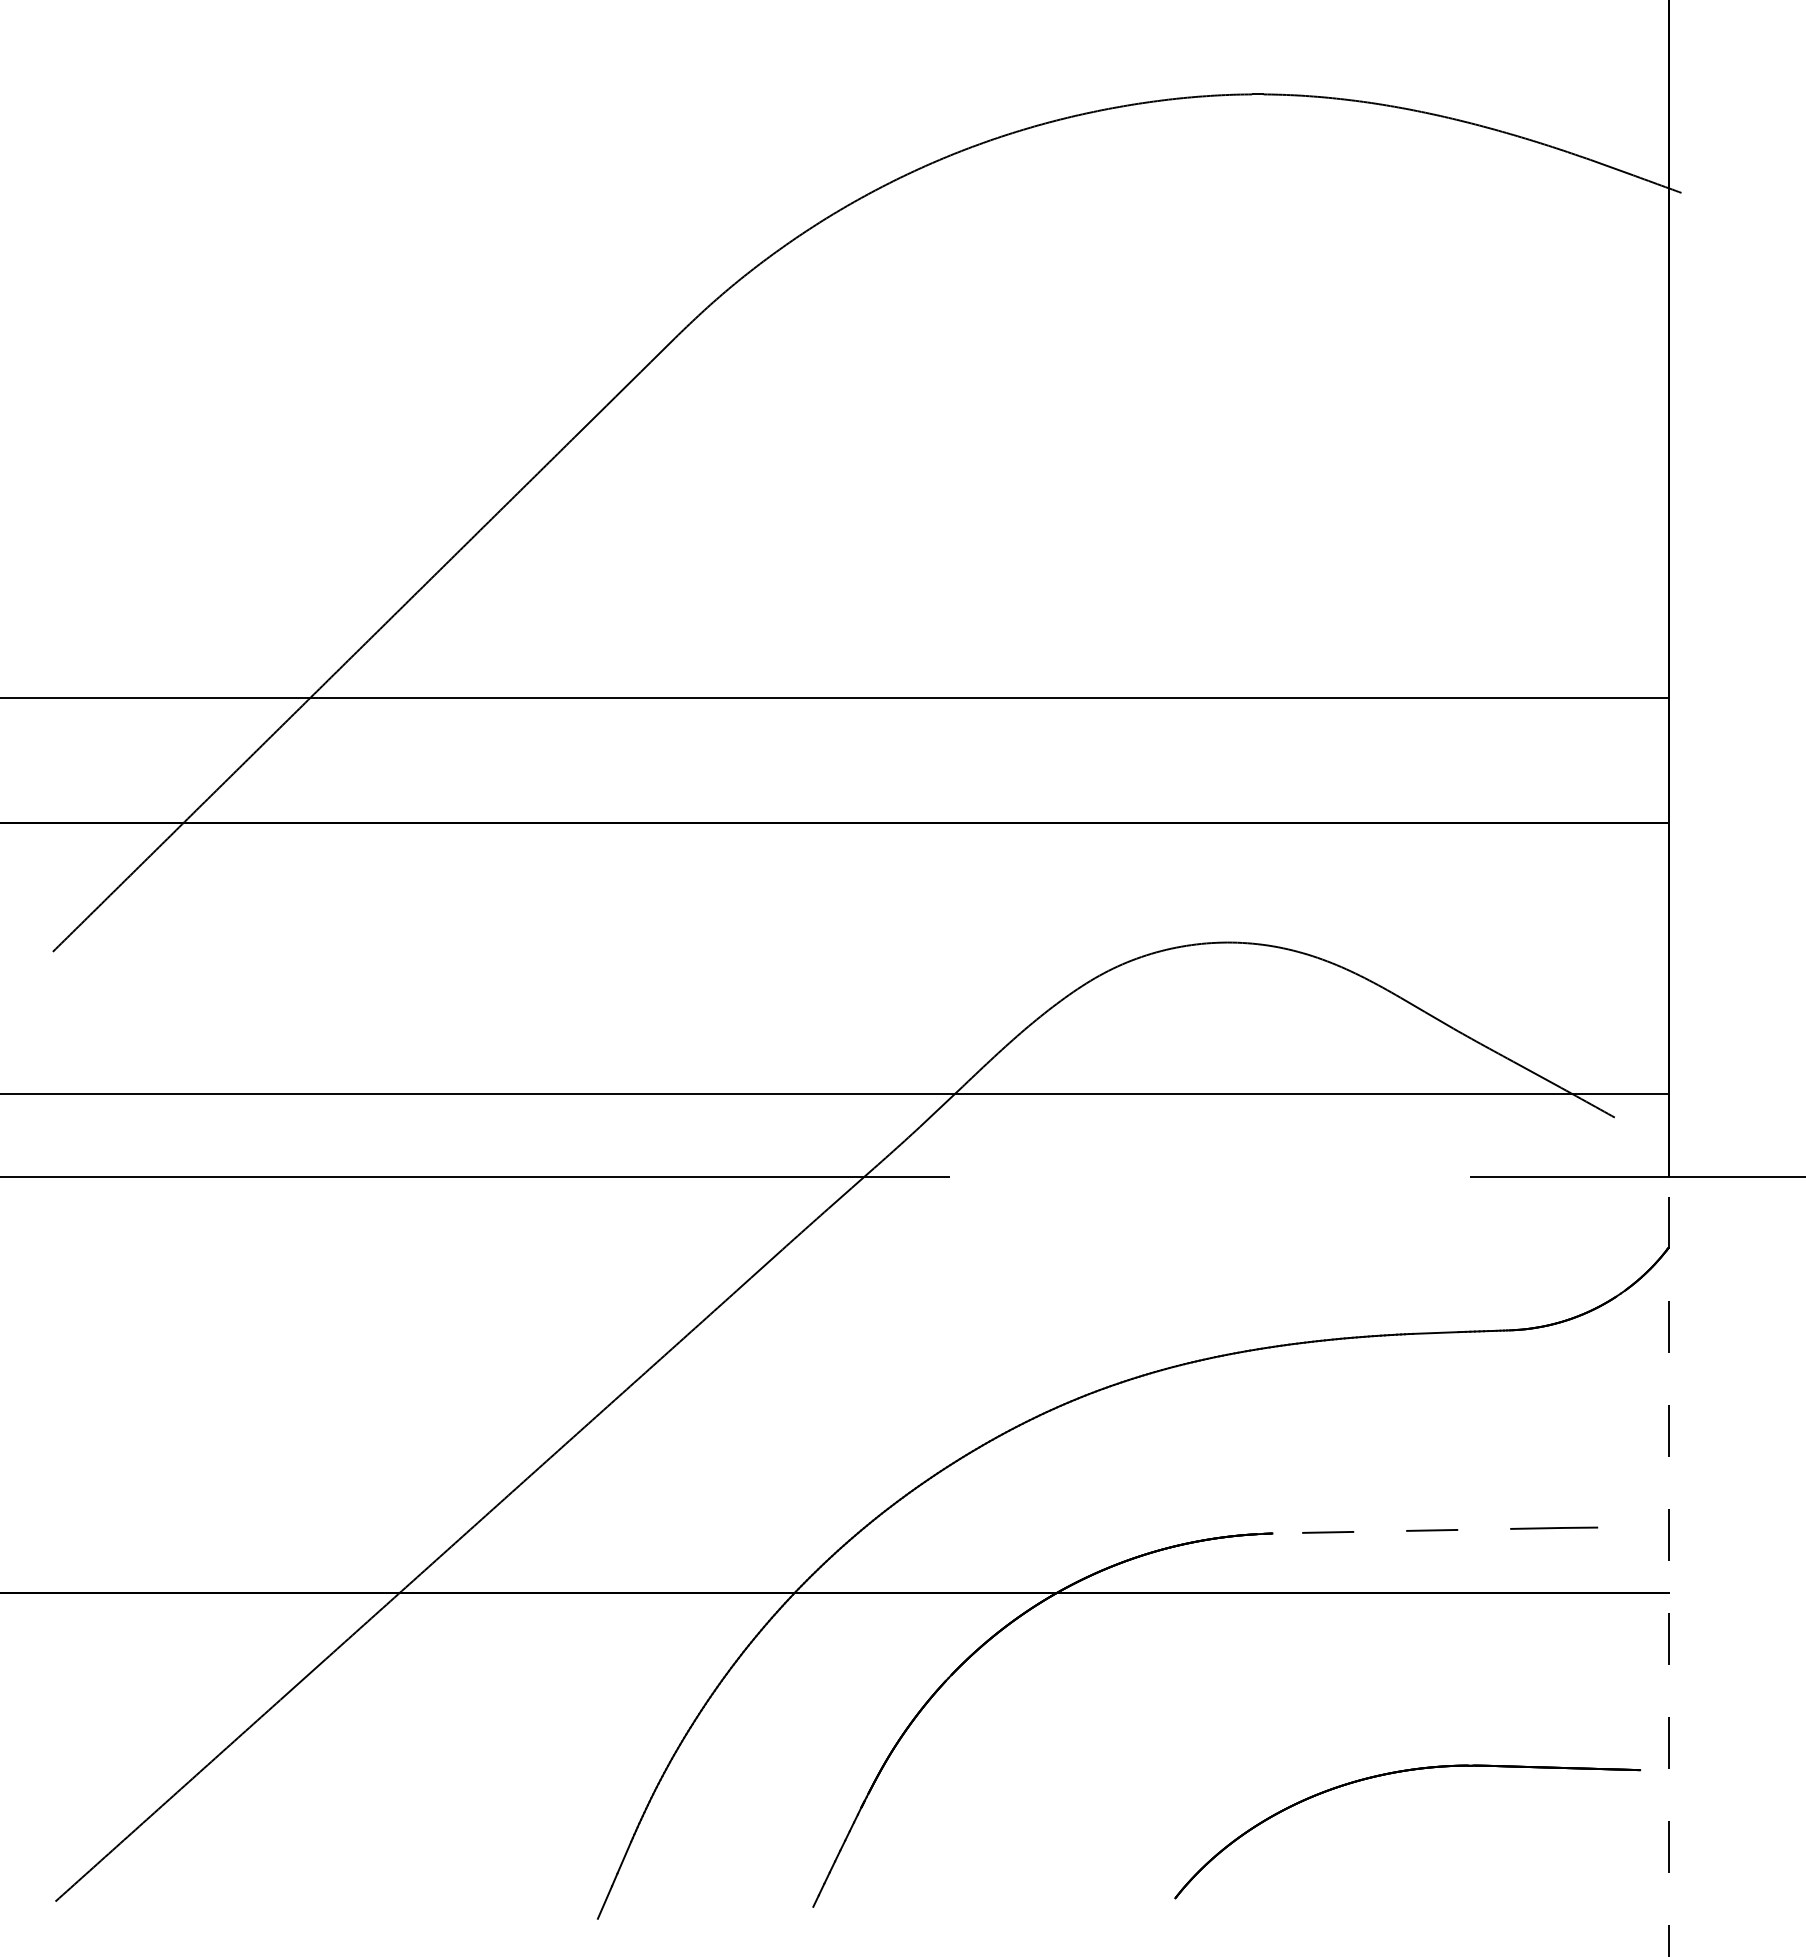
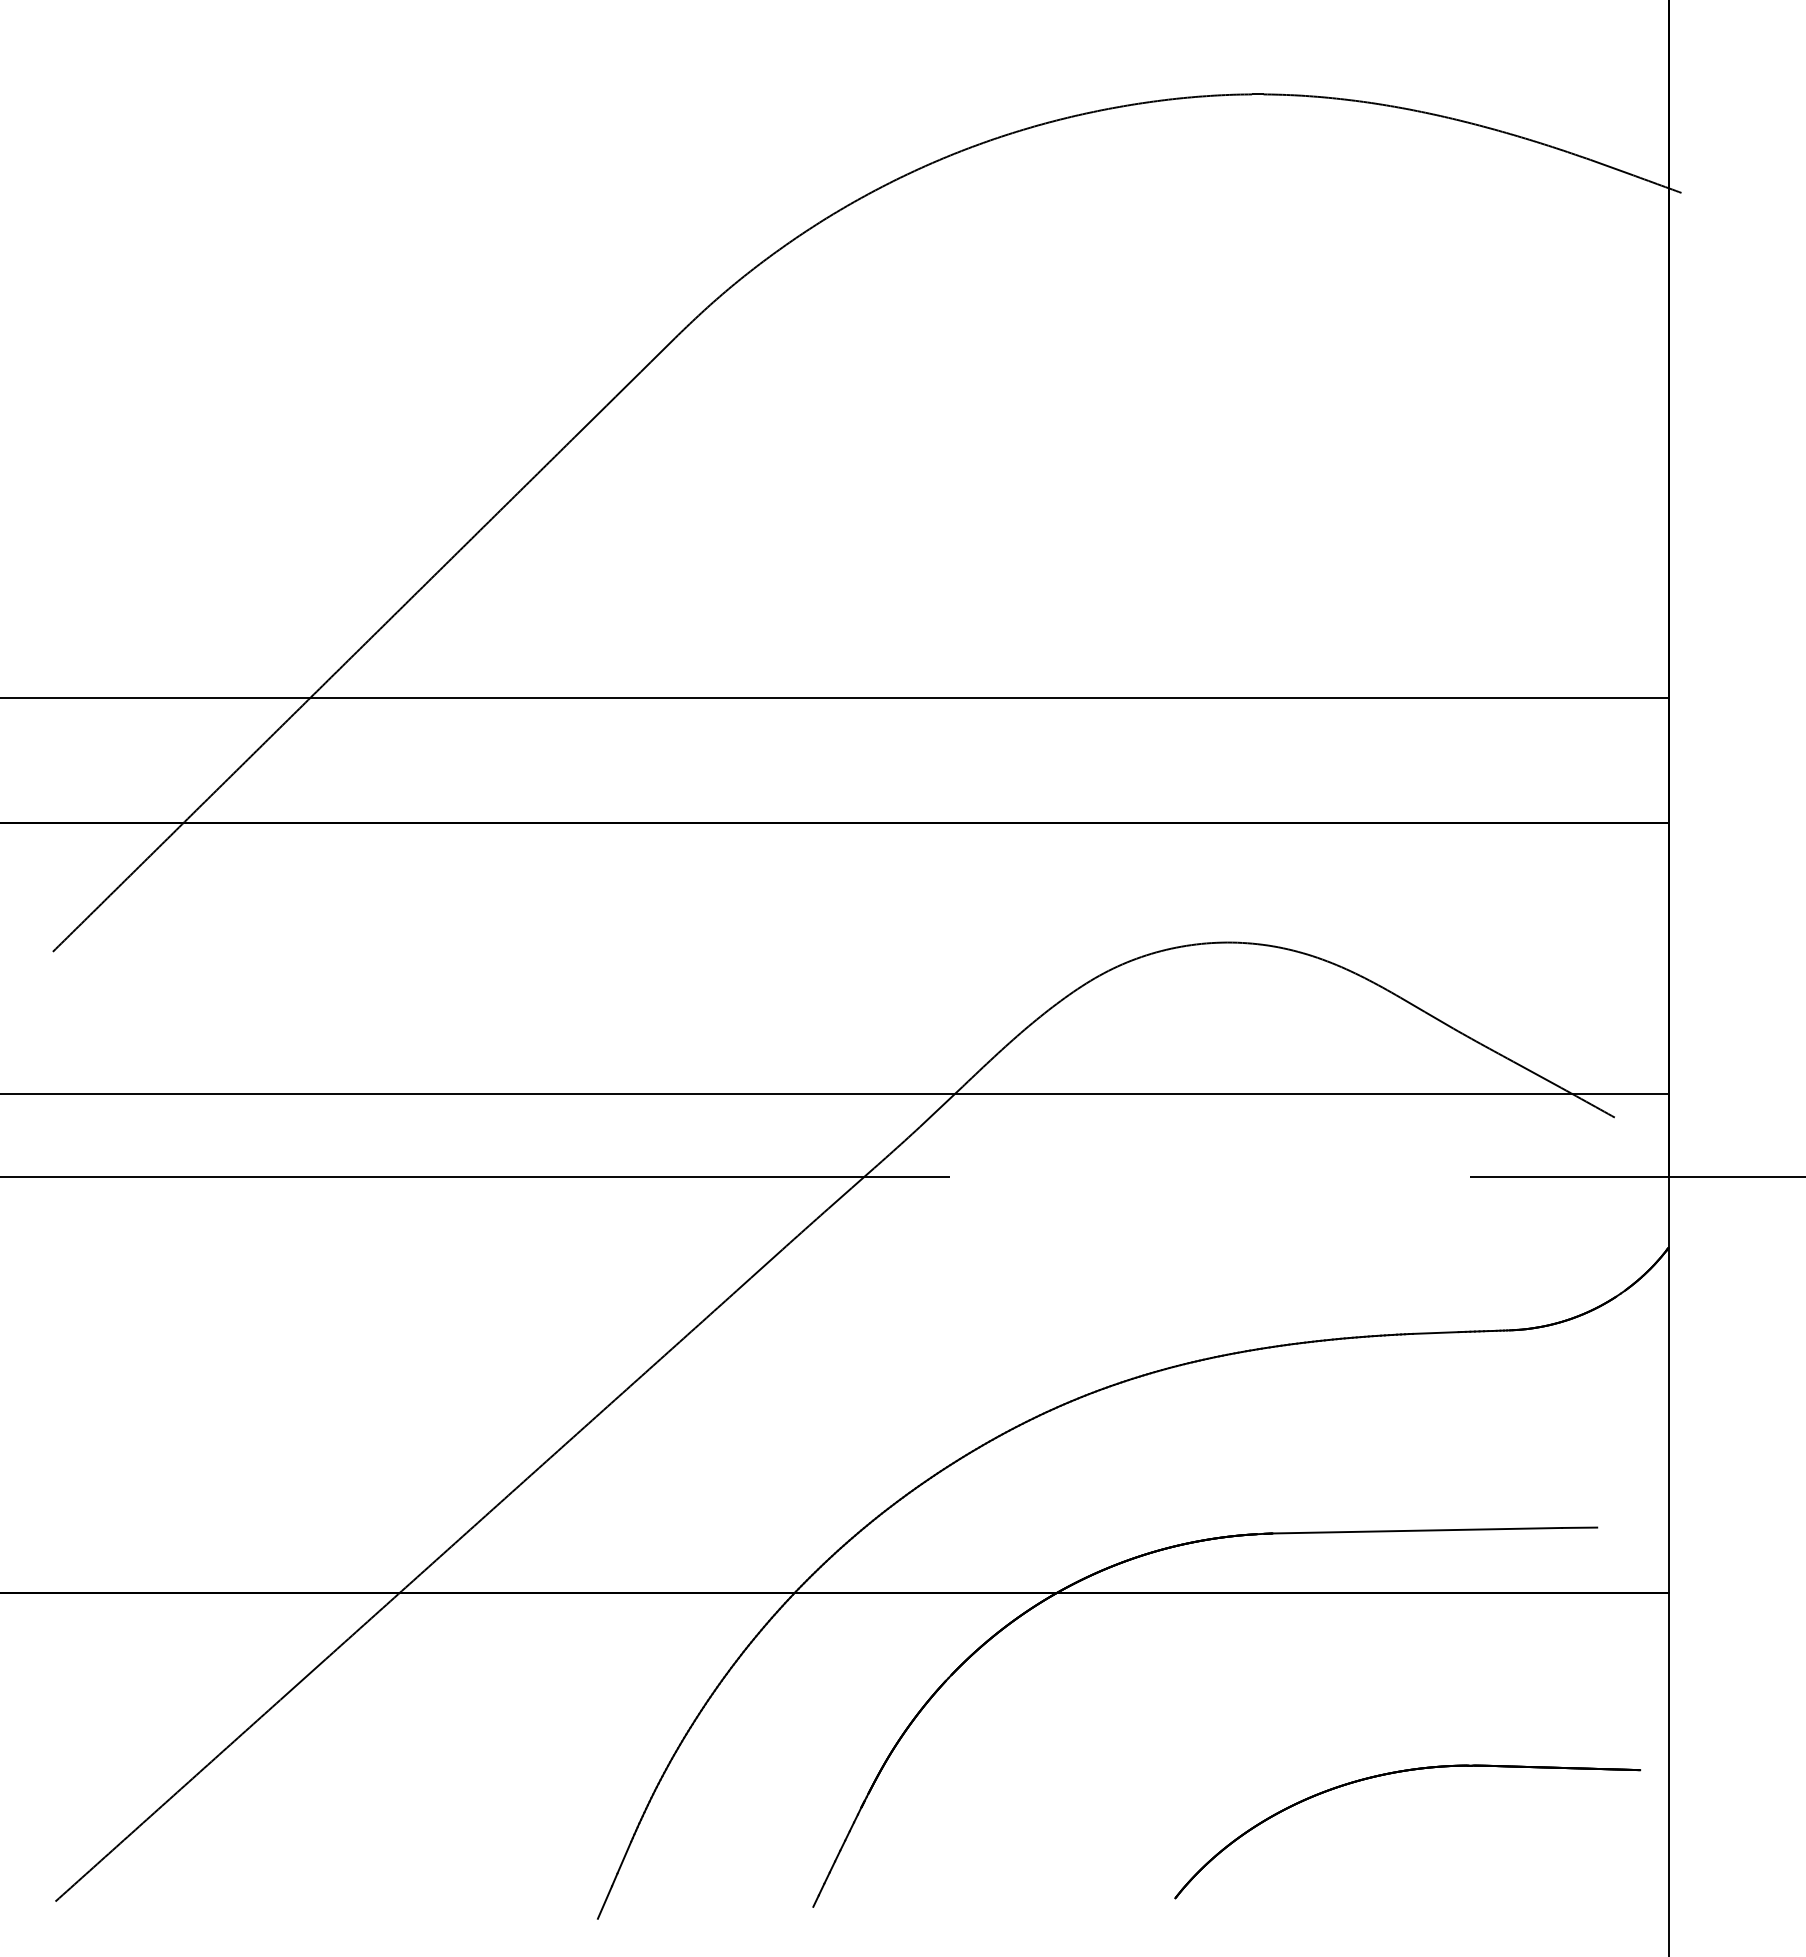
line: dashed -> solid (1417, 1530)
line: dashed -> solid (1668, 1566)
